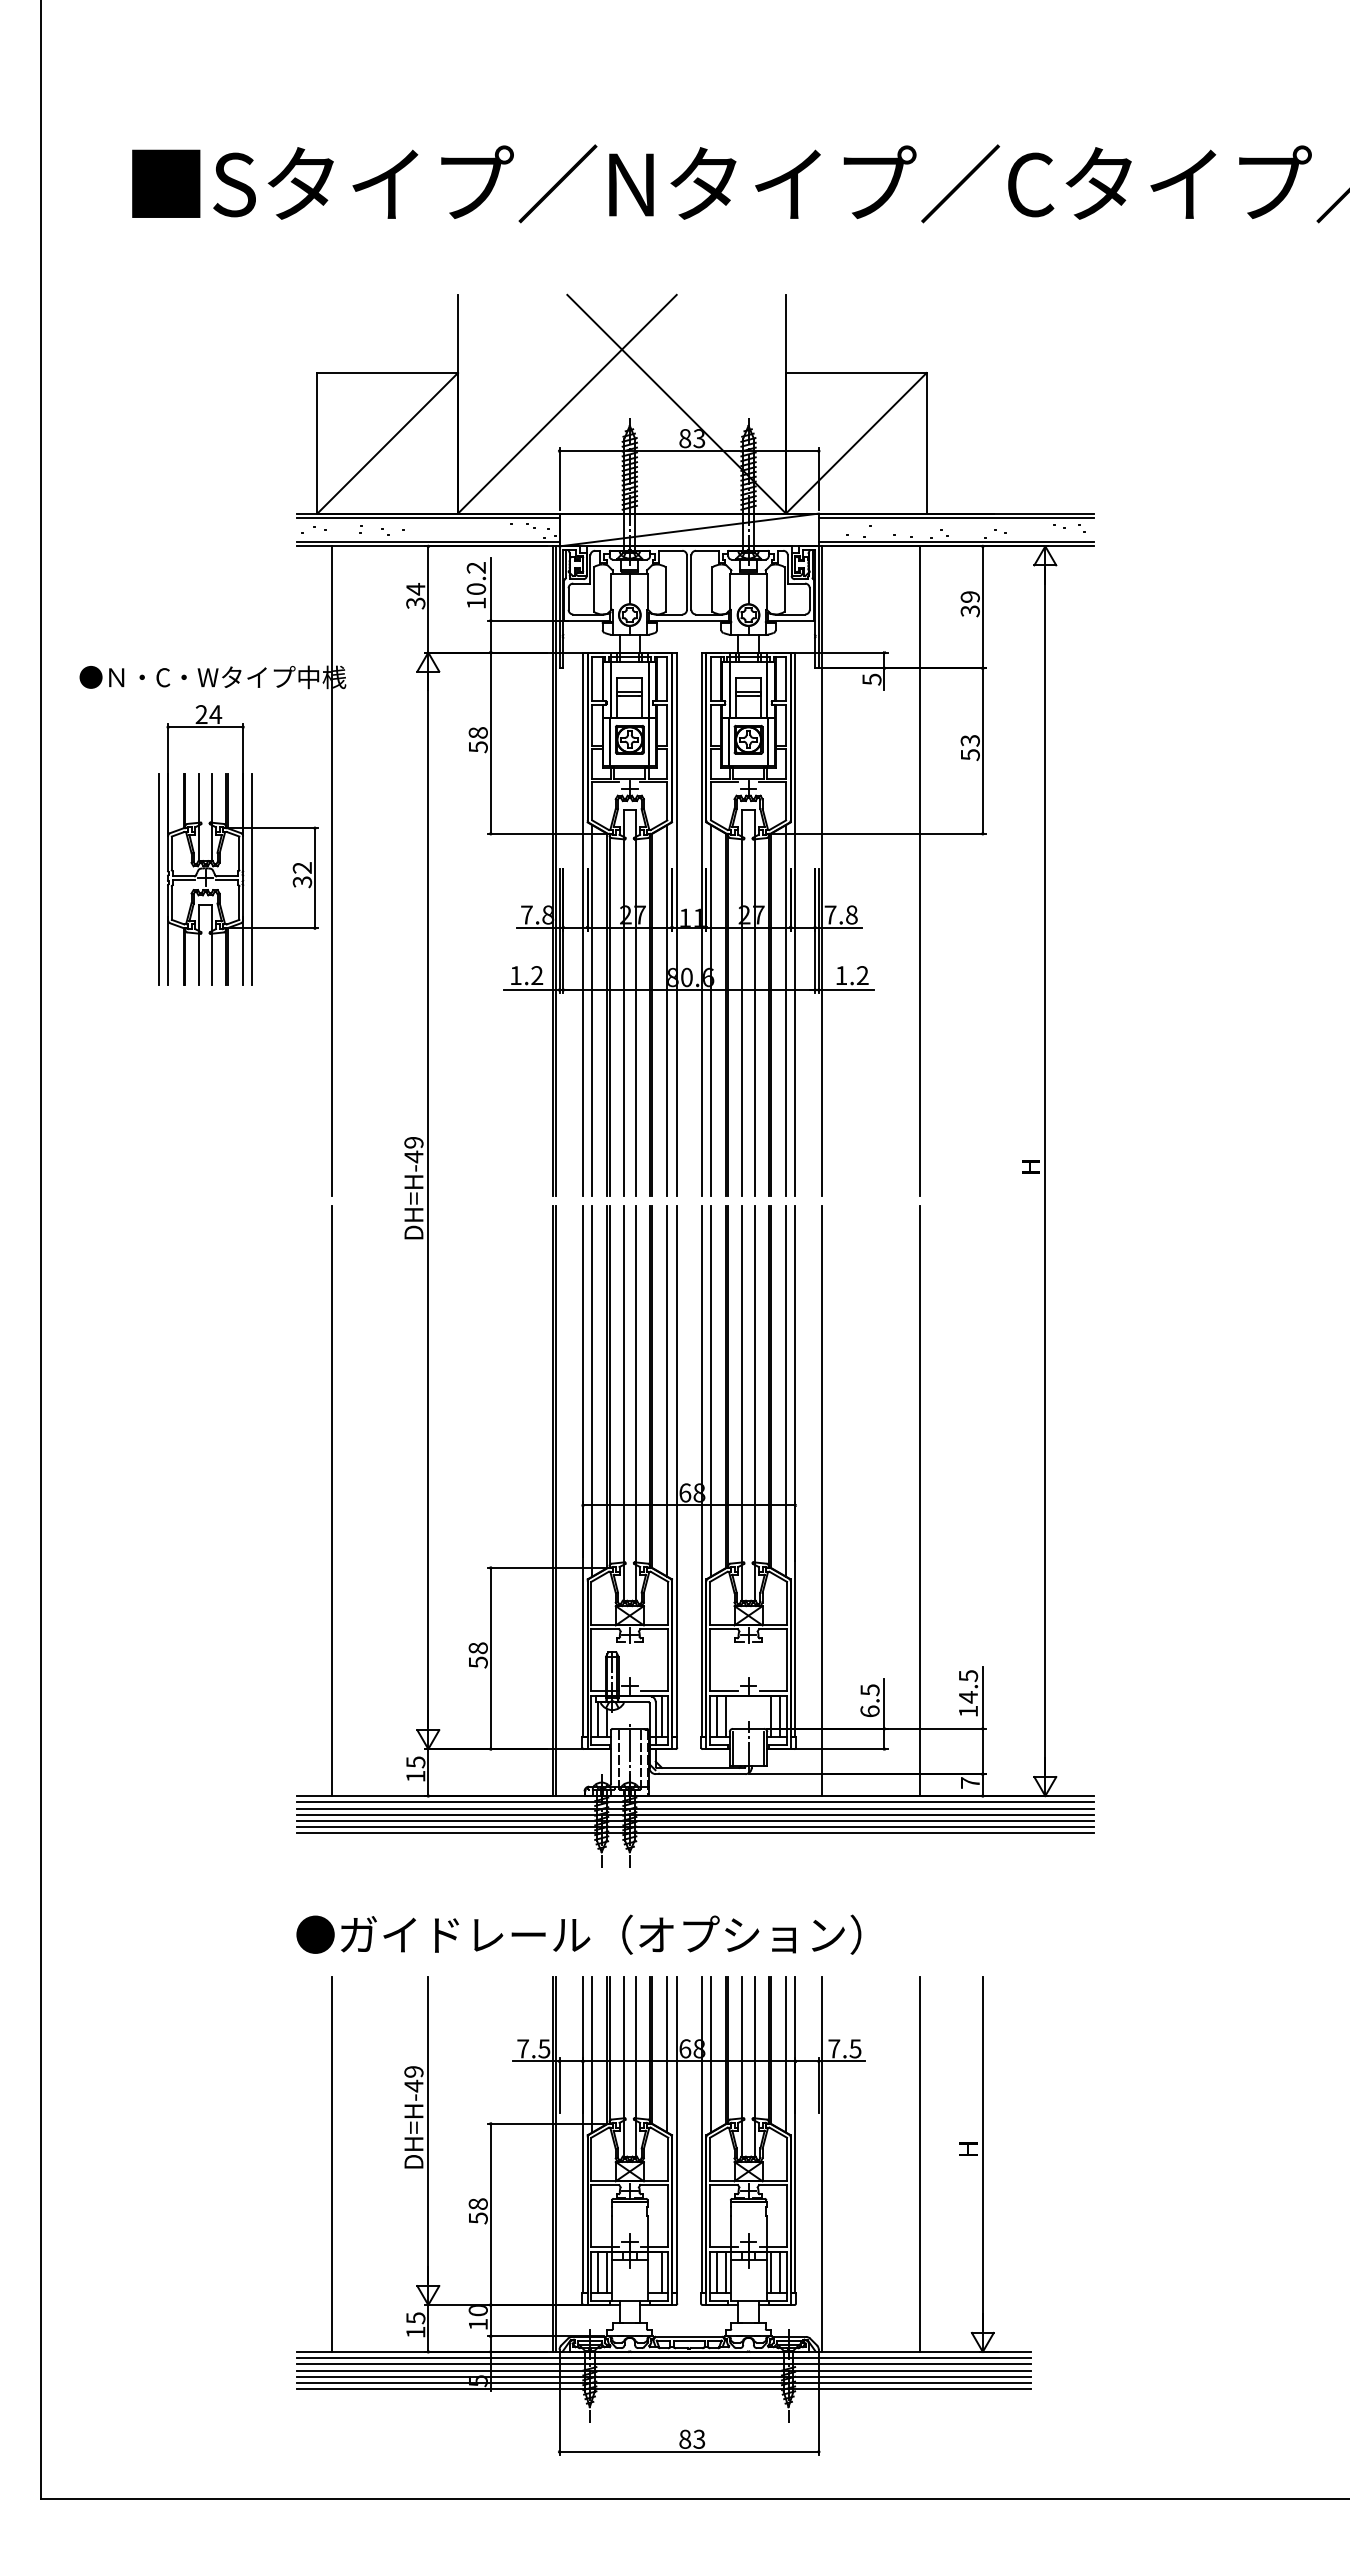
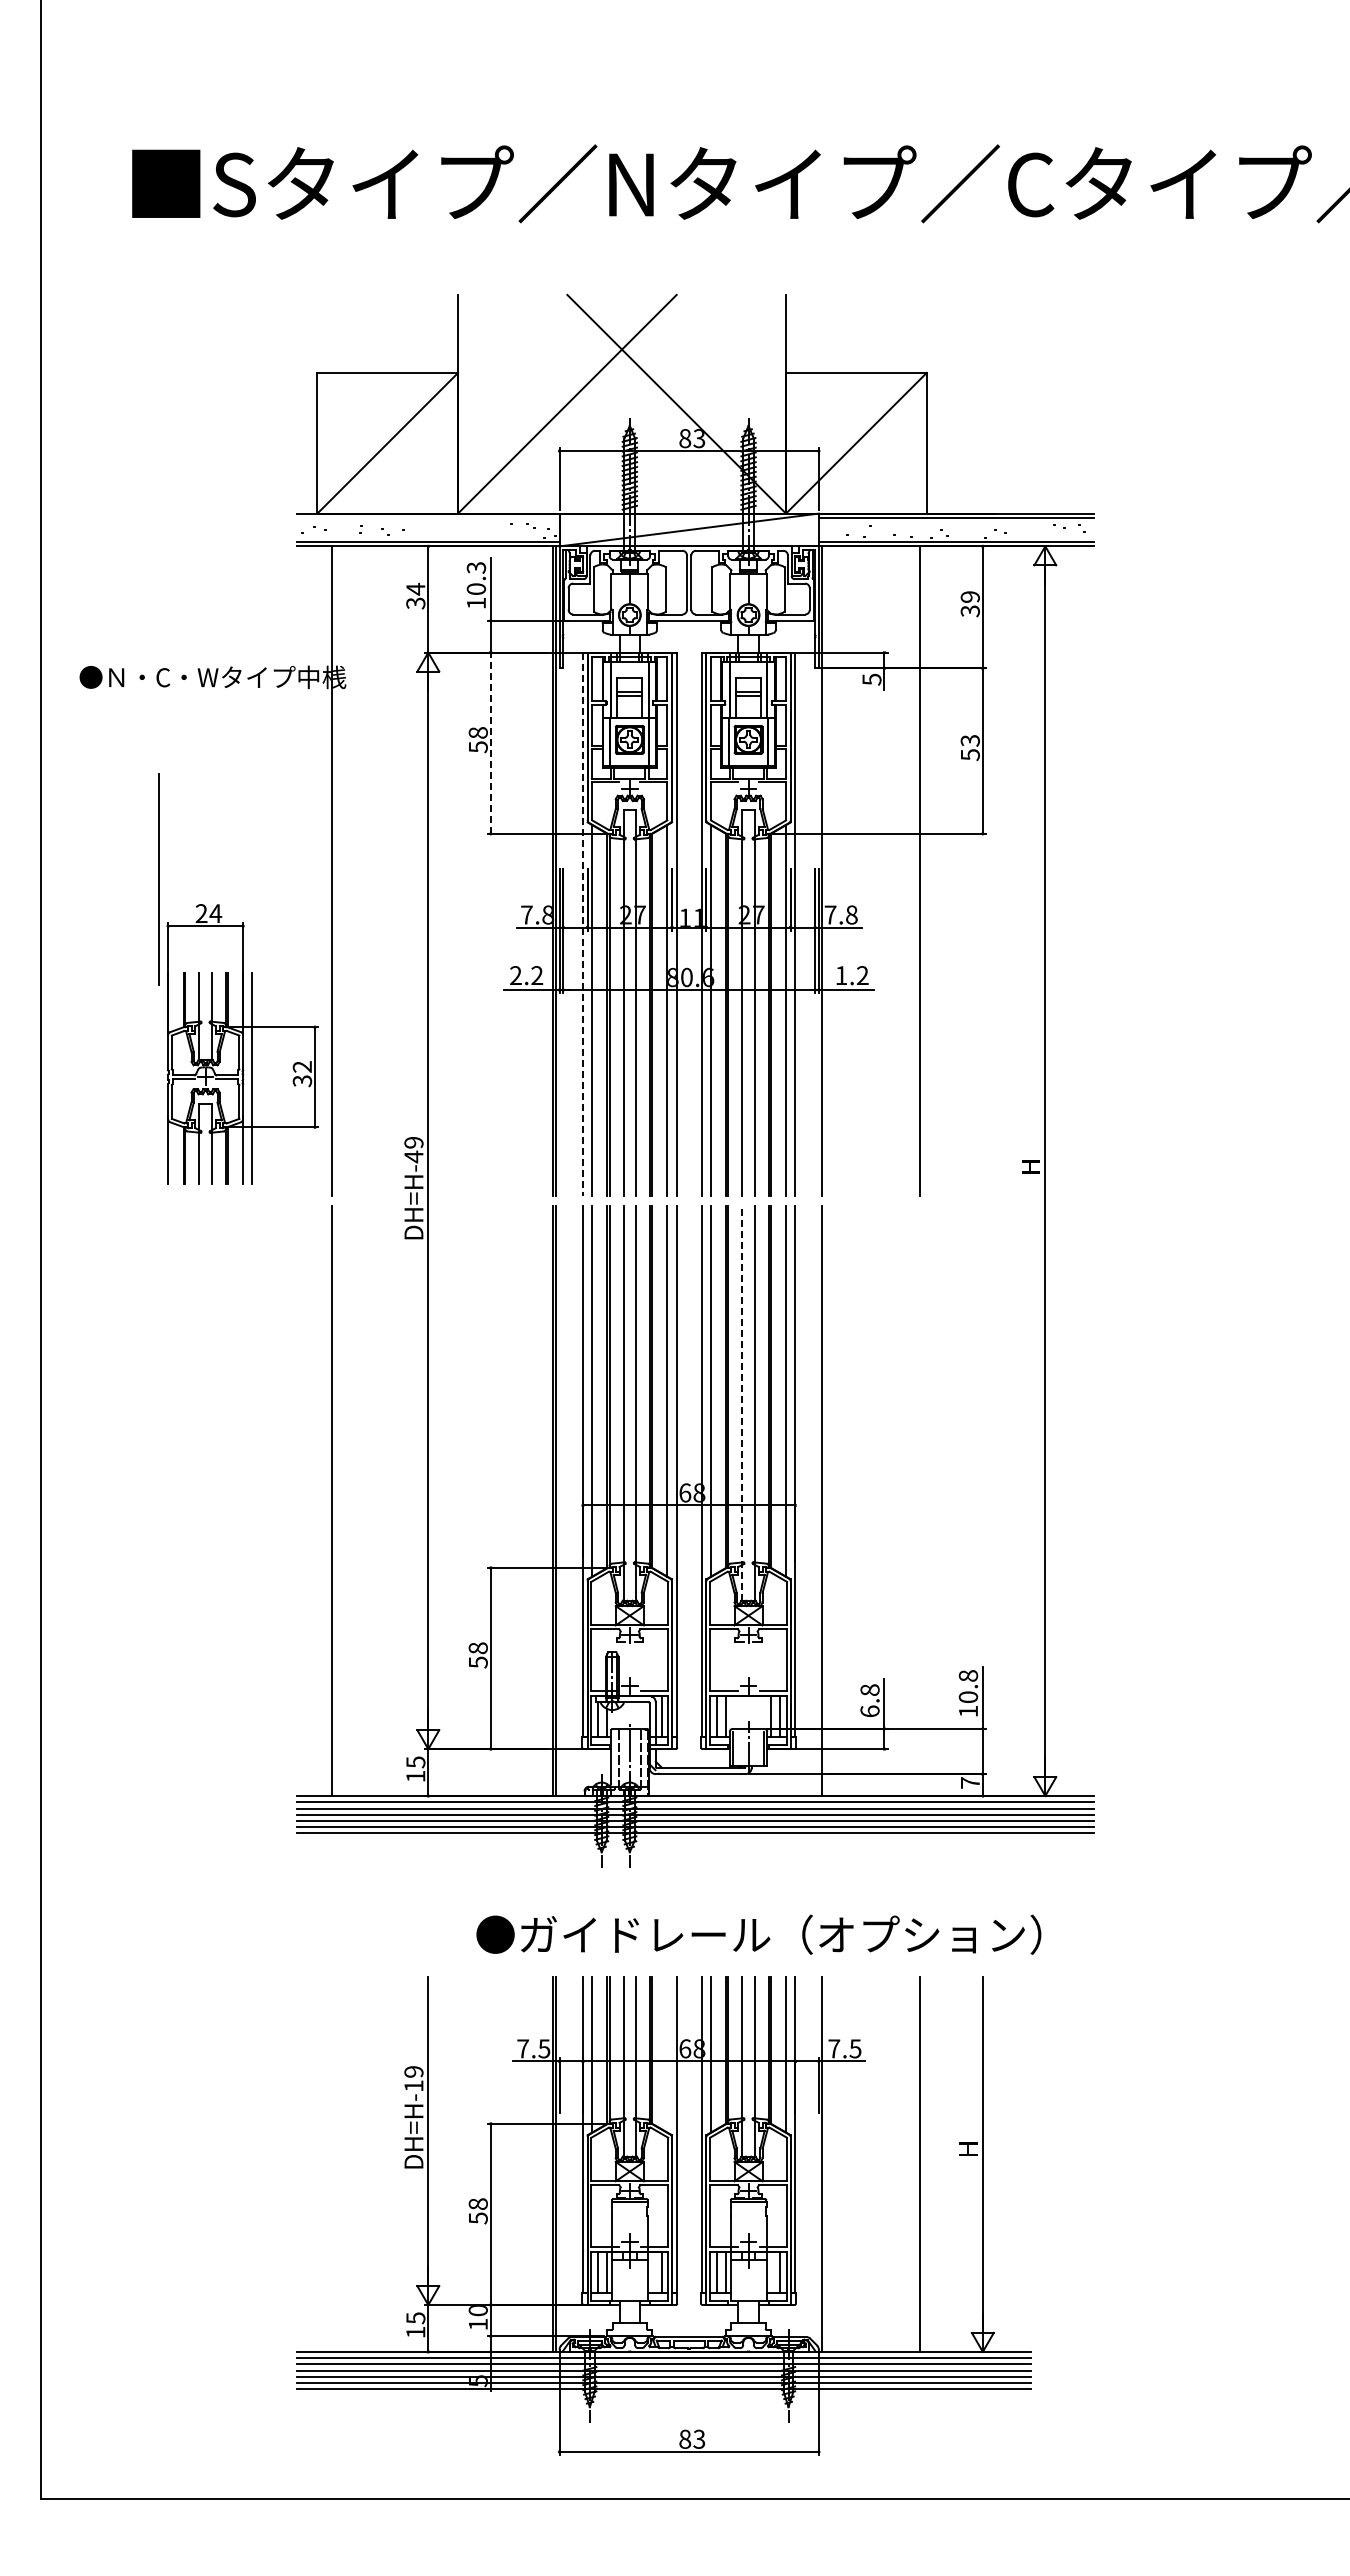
line: present -> none (427, 518)
text: 10.2 -> 10.3 (476, 567)
line: solid -> dashed (490, 743)
part position: (242, 845) -> (242, 1044) (242, 1044)
line: solid -> dashed (582, 924)
text: 1.2 -> 2.2 (515, 975)
line: solid -> dashed (742, 1403)
line: present -> none (920, 1500)
text: 14.5 -> 10.8 (968, 1686)
text: 6.5 -> 6.8 (869, 1690)
text position: (578, 1934) -> (758, 1934) (758, 1934)
line: present -> none (667, 2054)
text: DH=H-49 -> DH=H-19 (413, 2085)
line: present -> none (331, 2164)
line: present -> none (771, 2271)
